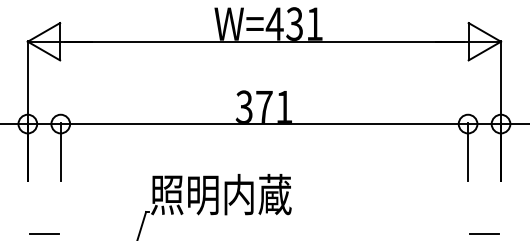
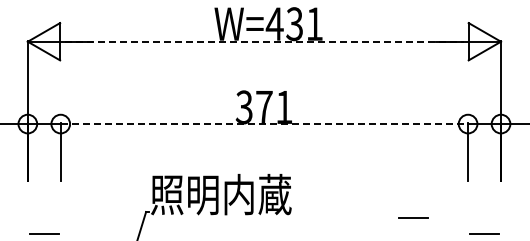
line: solid -> dashed (264, 41)
line: solid -> dashed (264, 124)
line: none -> present (413, 217)
